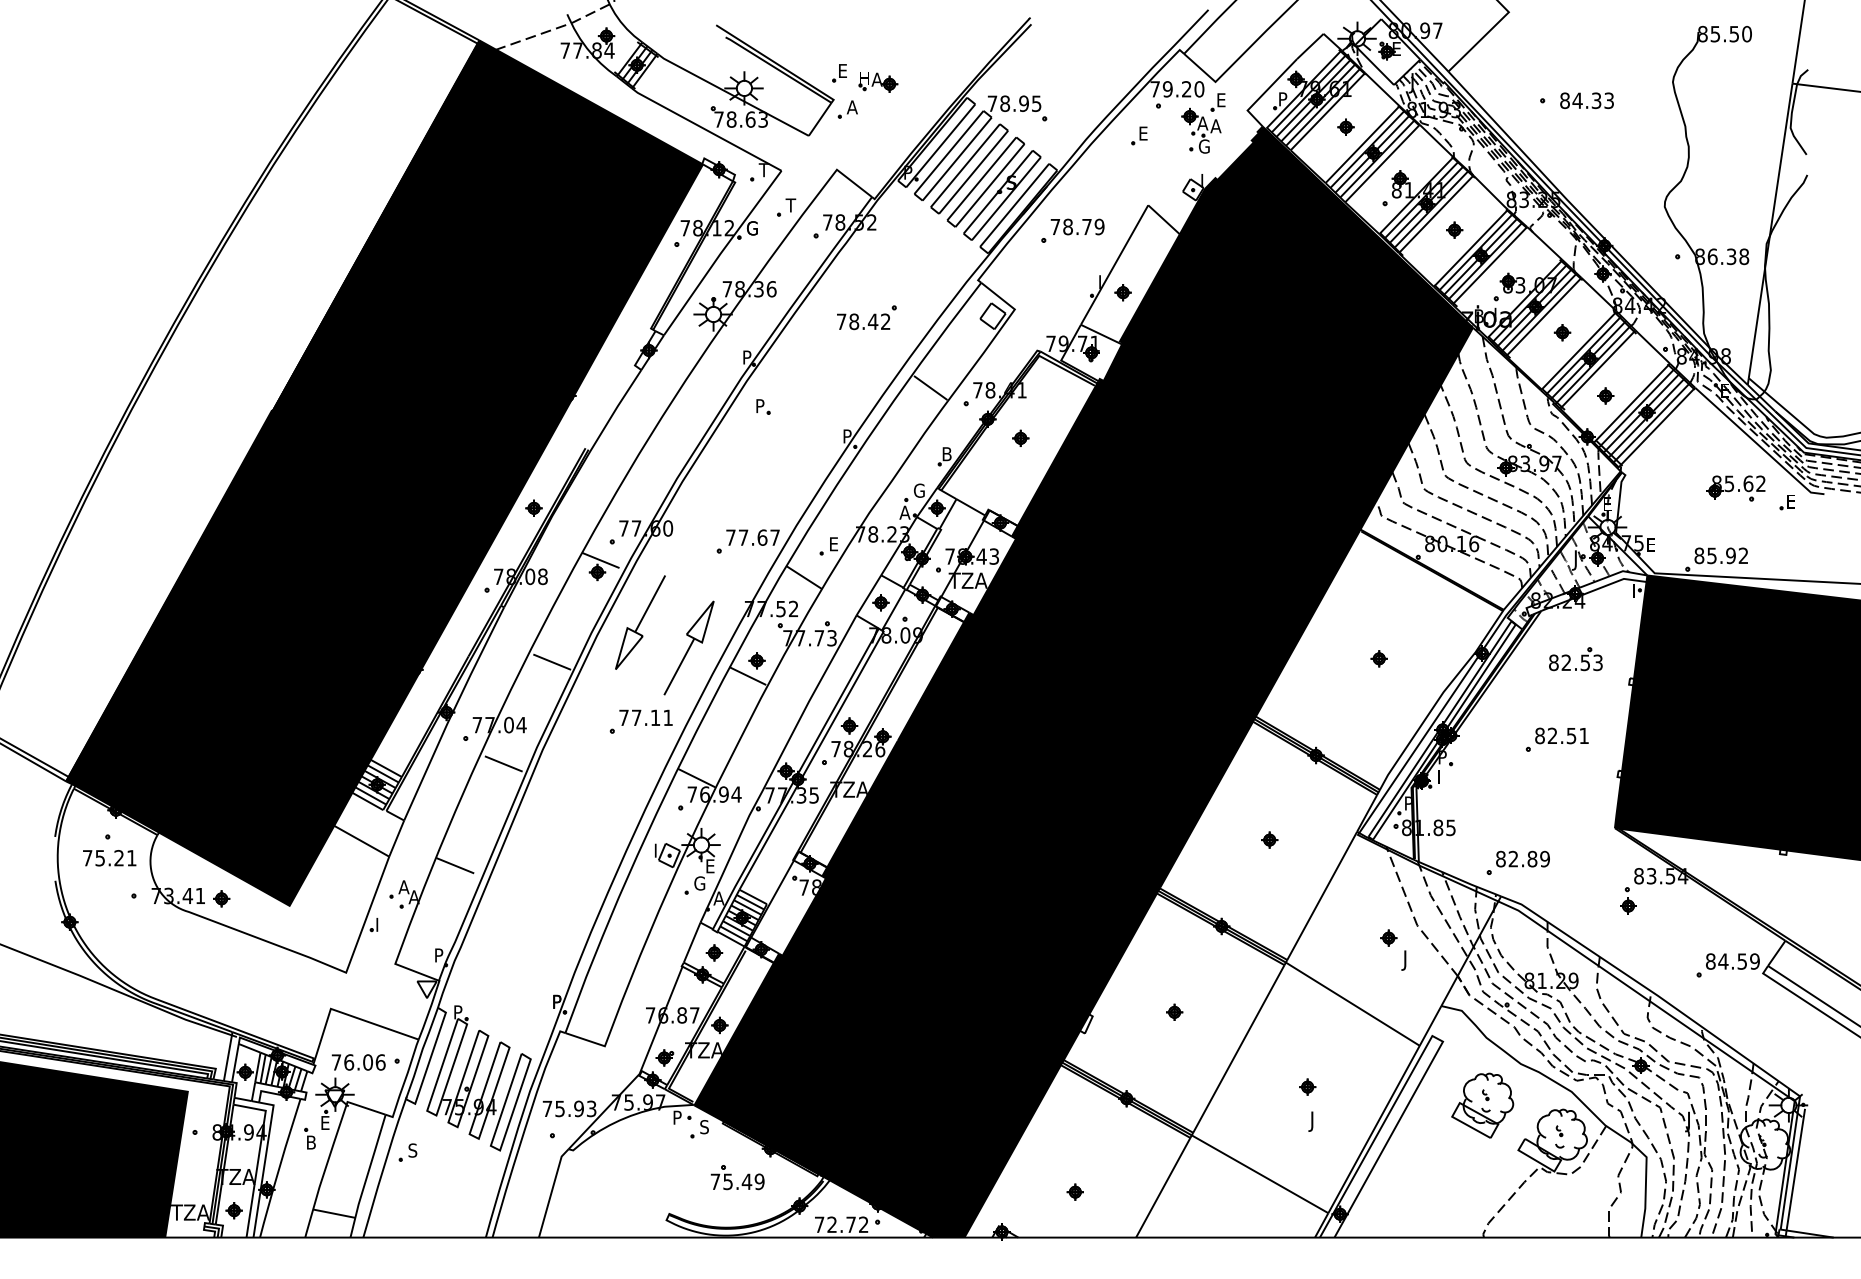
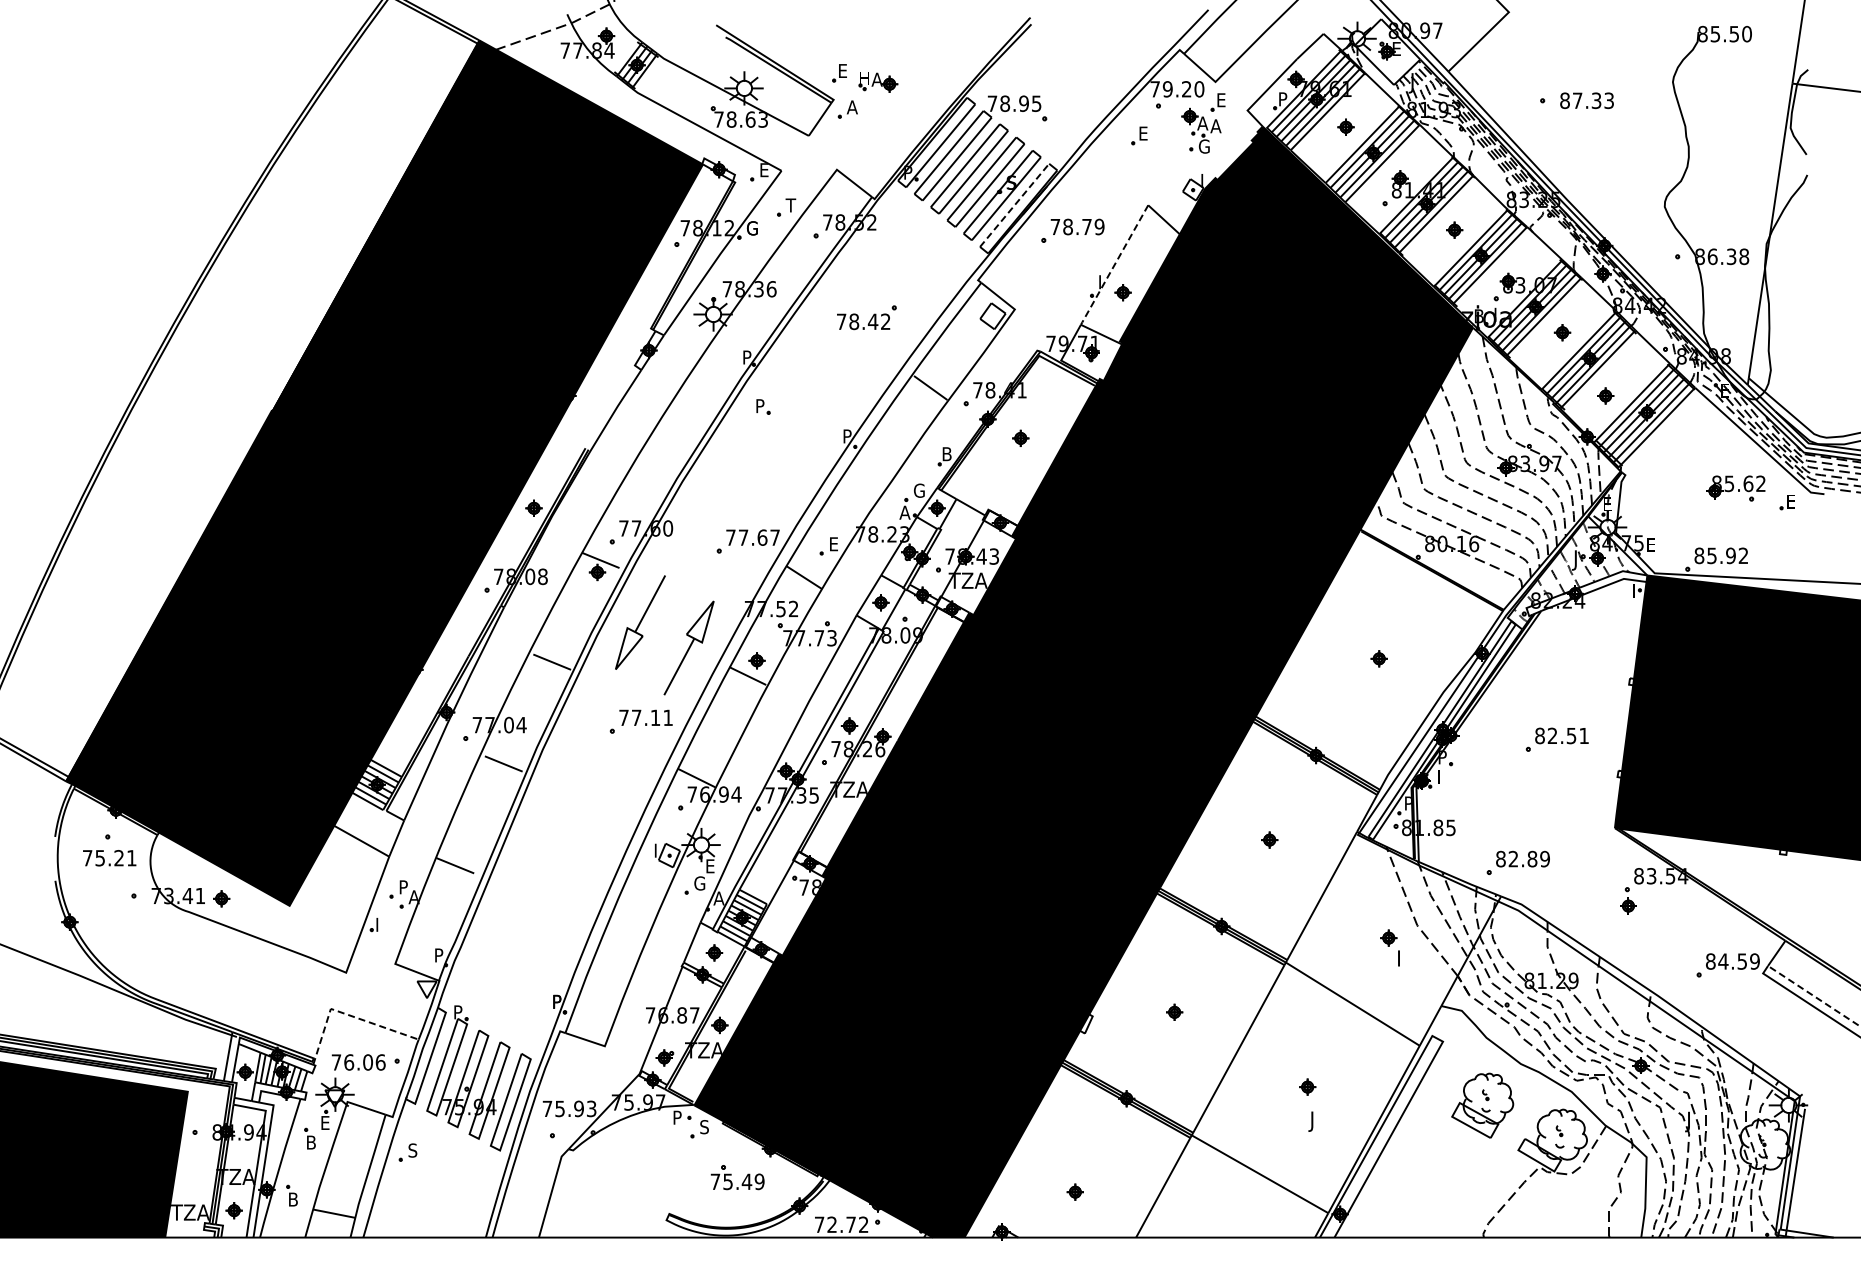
text: 84.33 -> 87.33 (1577, 100)
text: T -> E (763, 170)
line: solid -> dashed (1014, 204)
line: solid -> dashed (1114, 266)
part: present -> none (1575, 659)
text: A -> P (403, 887)
text: J -> I (1402, 960)
line: solid -> dashed (1813, 996)
line: solid -> dashed (346, 1014)
part: none -> present (291, 1195)
